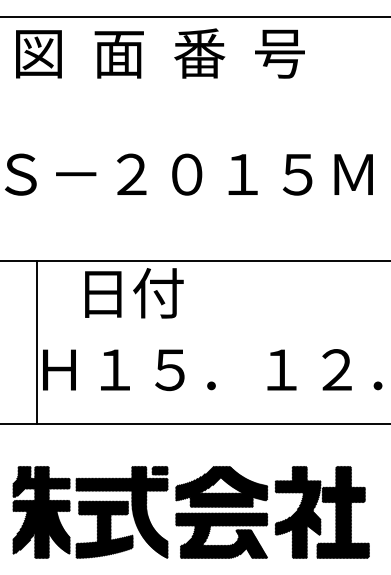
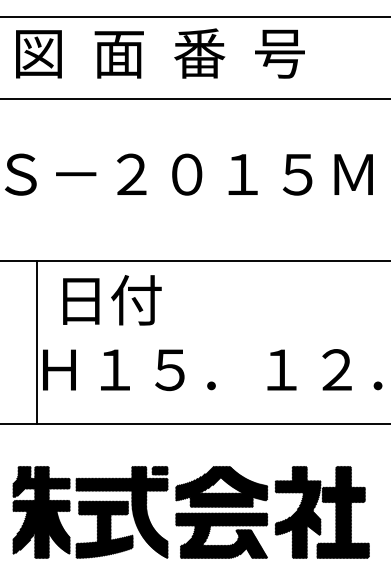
line: none -> present (194, 98)
text position: (134, 293) -> (112, 300) (112, 300)
